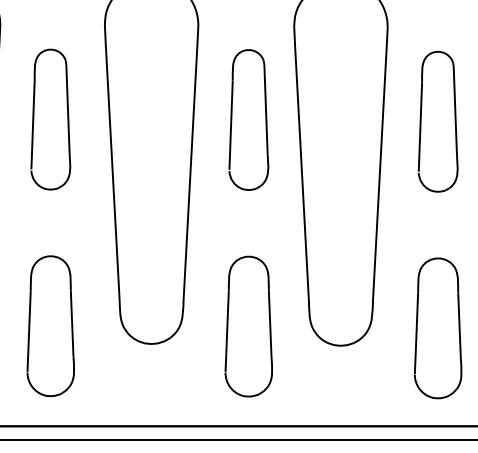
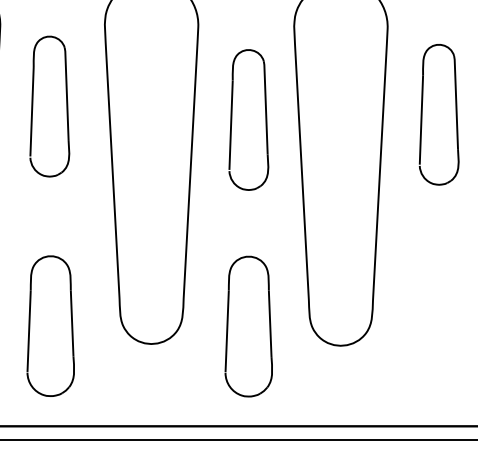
part position: (50, 119) -> (49, 106) (49, 106)
part position: (437, 121) -> (438, 114) (438, 114)
part: present -> none (438, 328)
